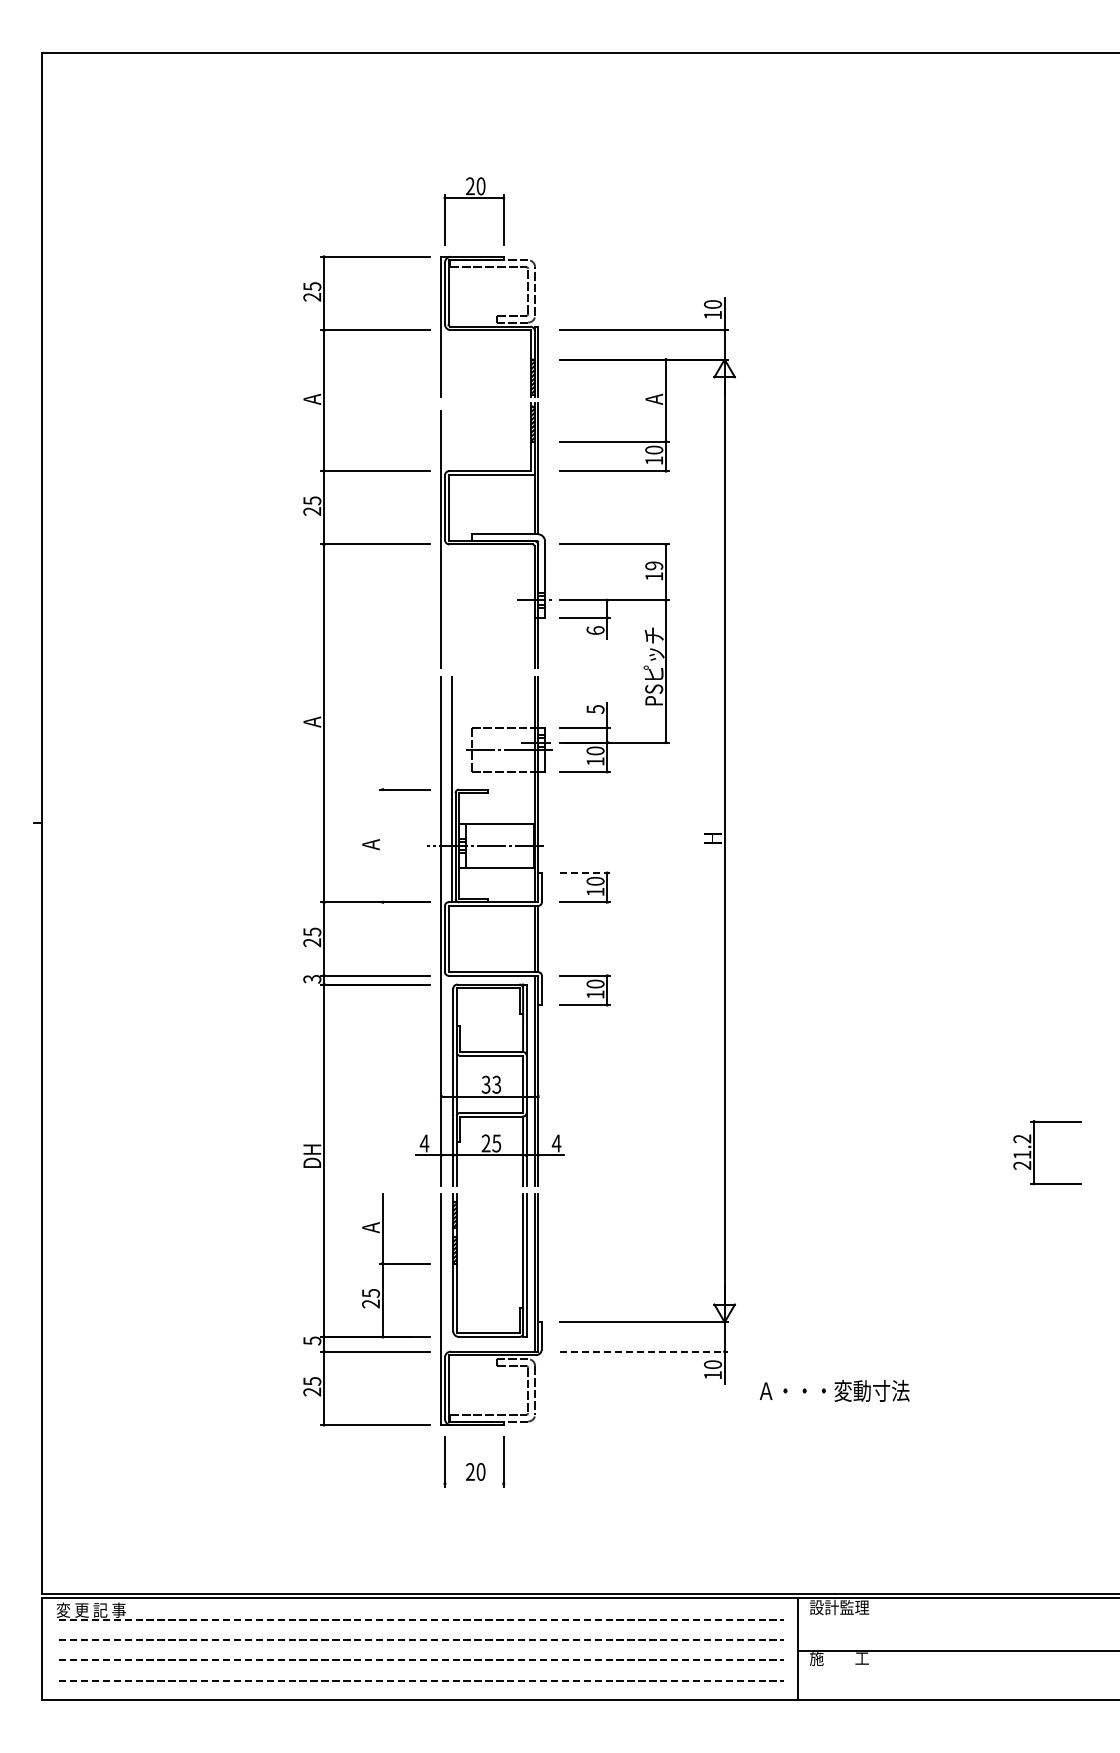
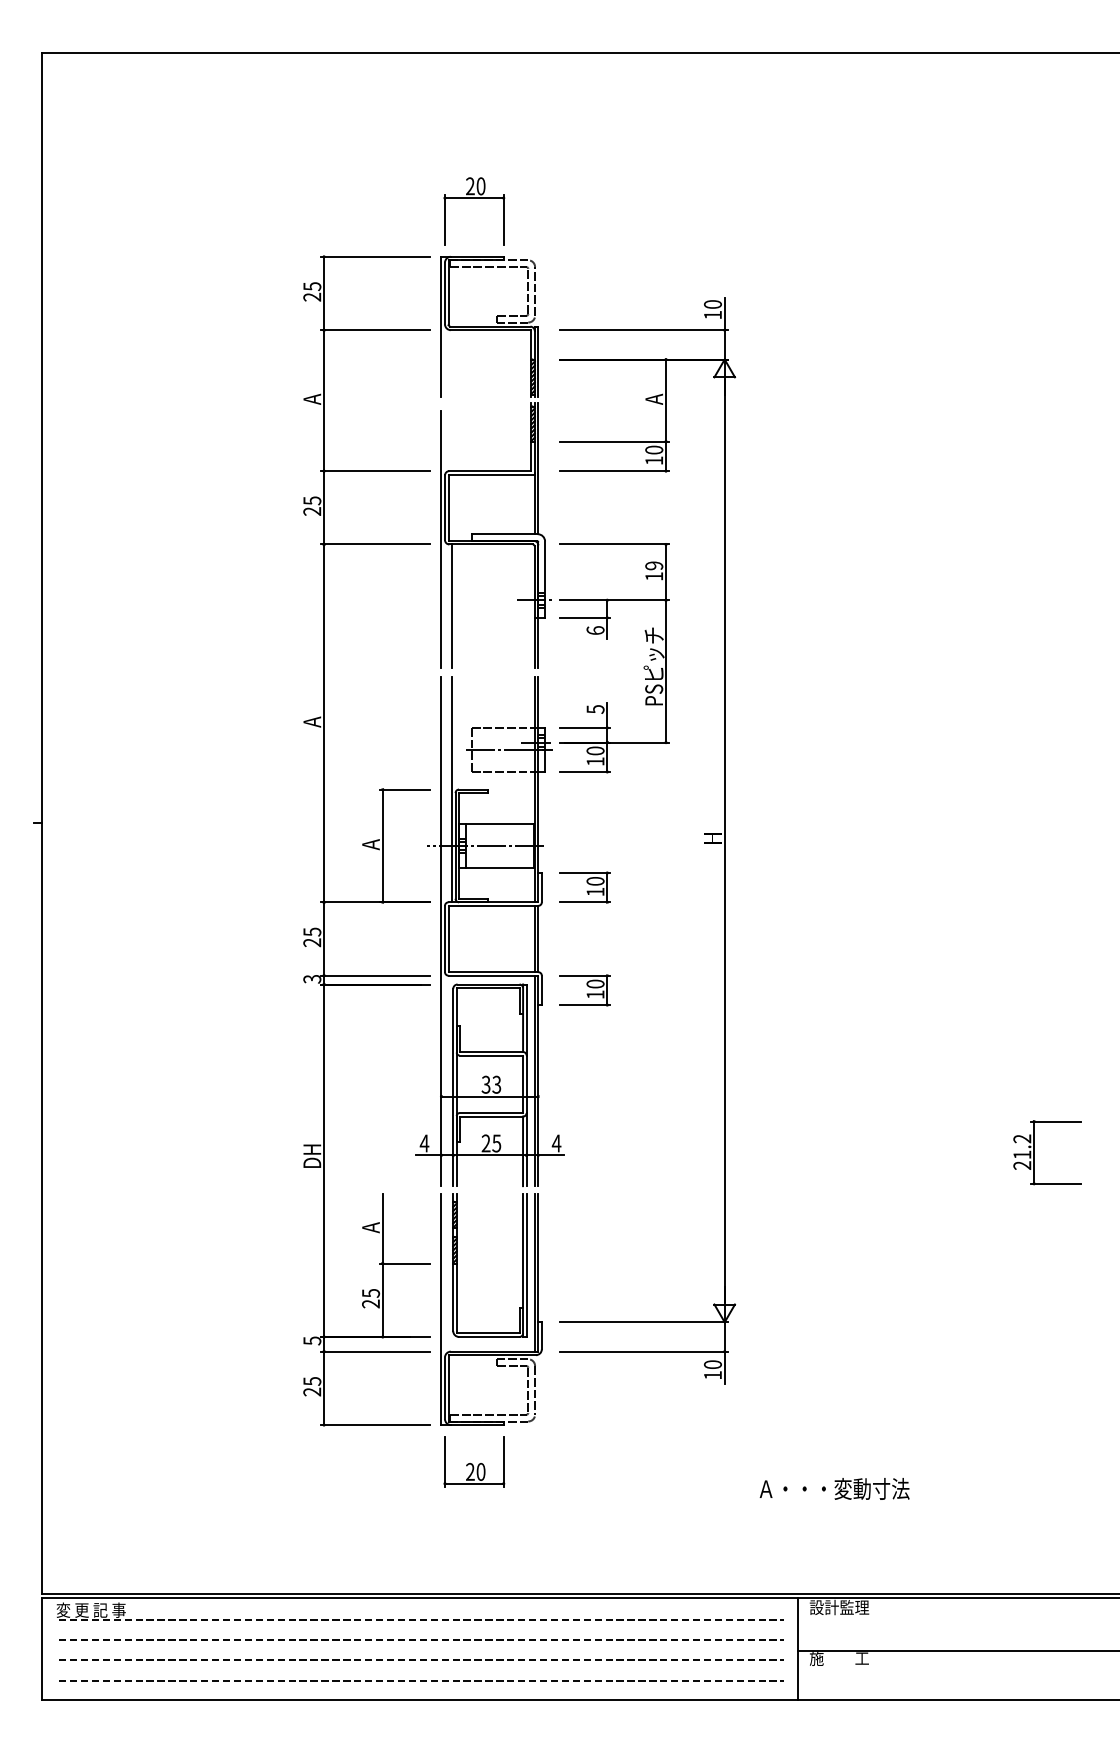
line: none -> present (452, 606)
line: none -> present (382, 845)
line: dashed -> solid (585, 872)
line: dashed -> solid (644, 1351)
text position: (834, 1390) -> (834, 1488) (834, 1488)
line: none -> present (474, 1483)
